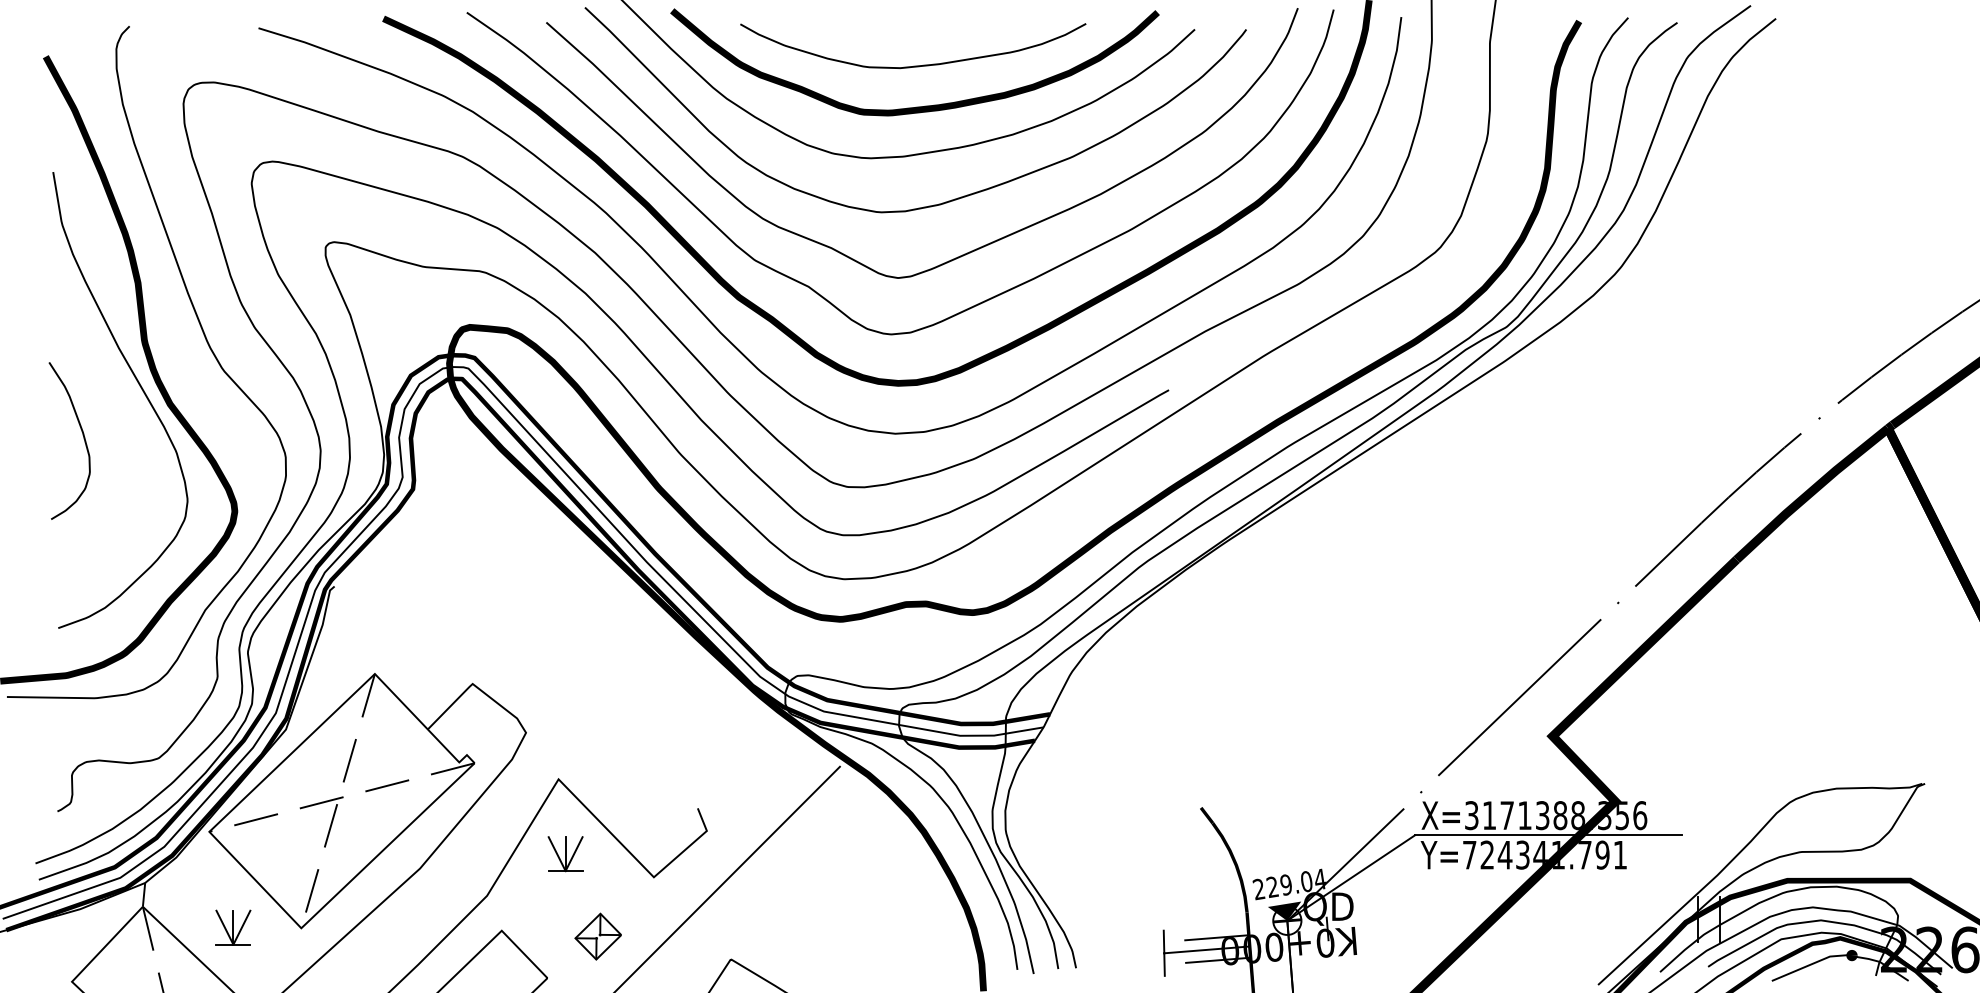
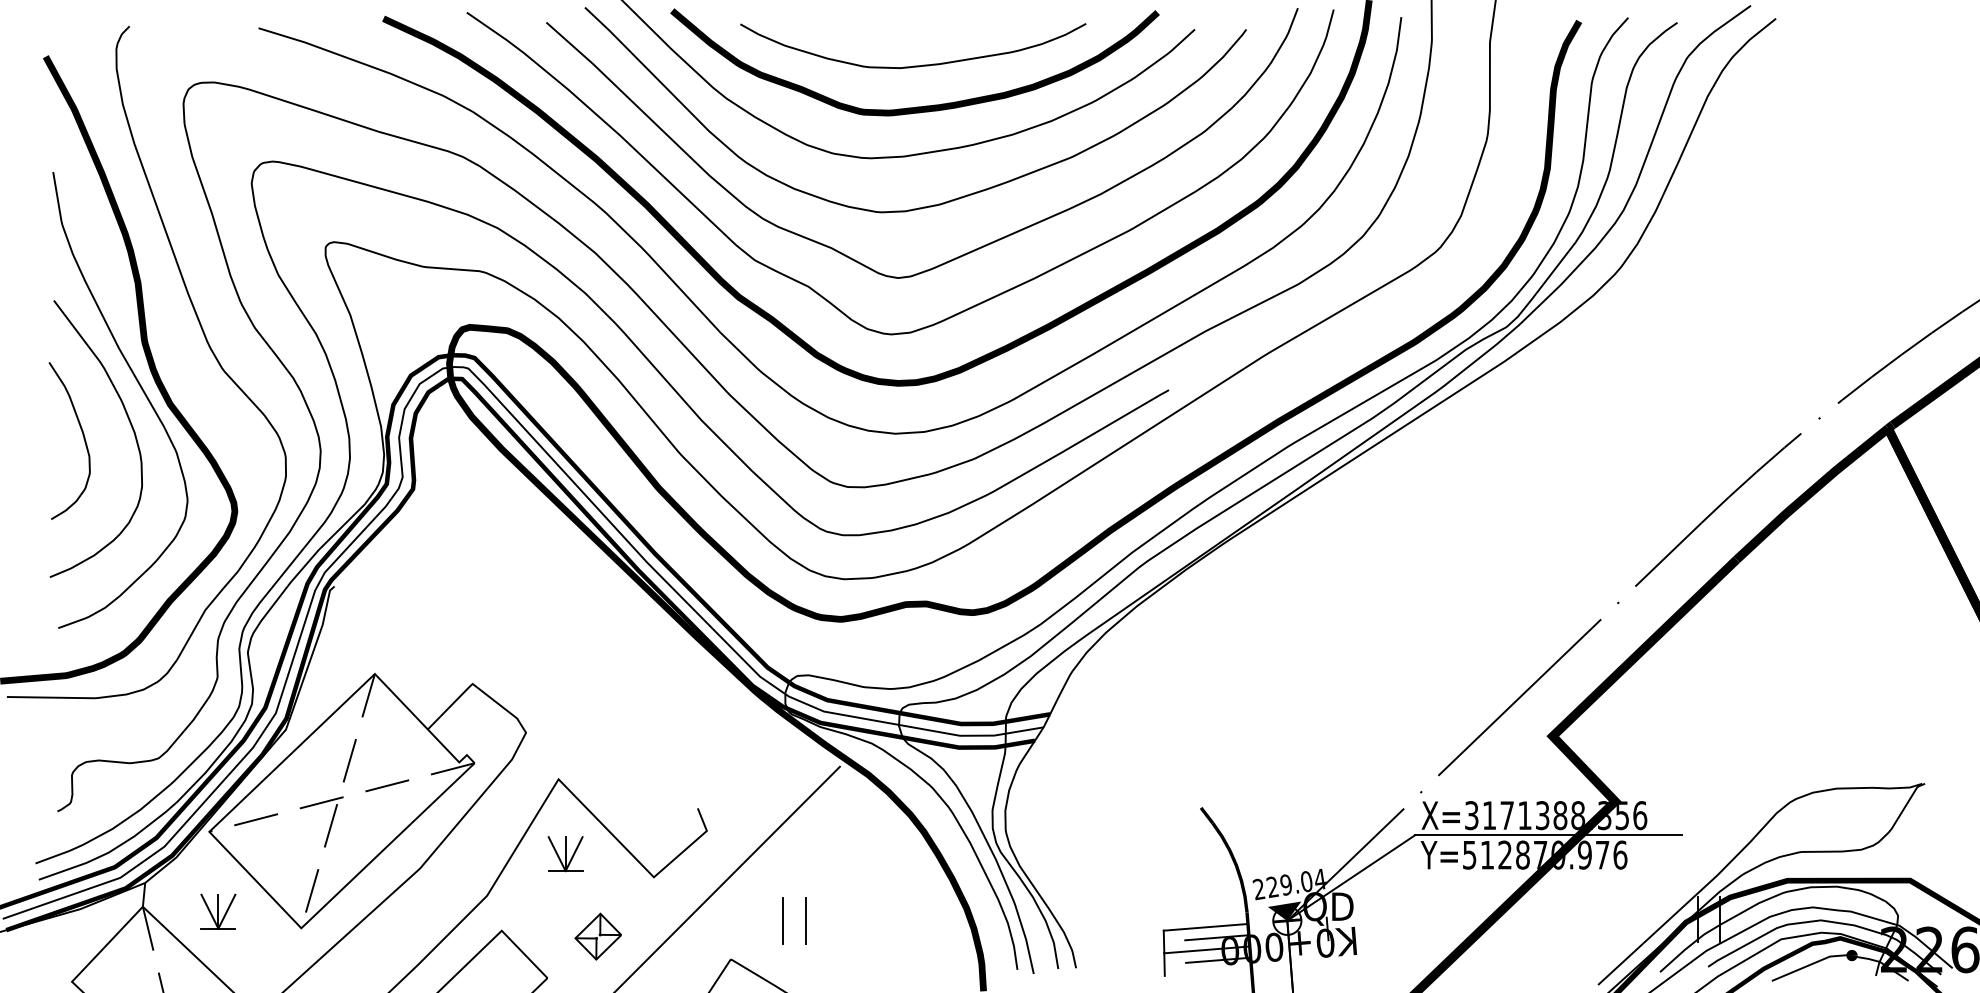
curve: none -> present (130, 425)
text: Y=724341.791 -> Y=512870.976 (1545, 854)
line: none -> present (782, 920)
line: none -> present (805, 920)
line: none -> present (1205, 926)
part position: (233, 927) -> (218, 911) (218, 911)
